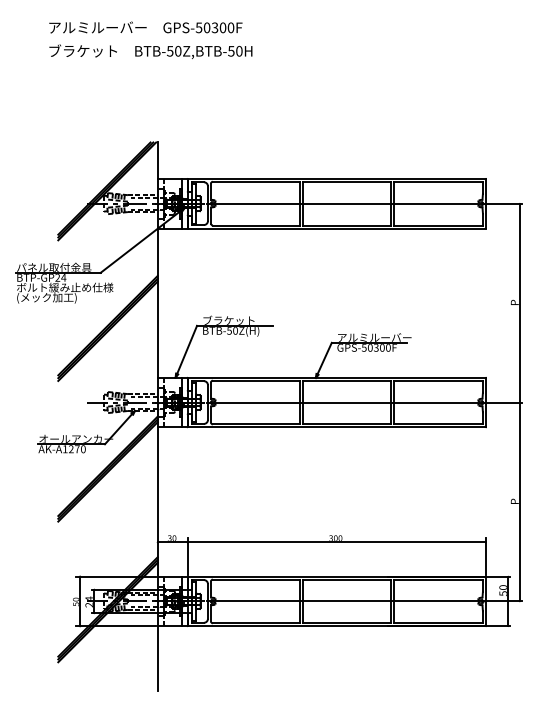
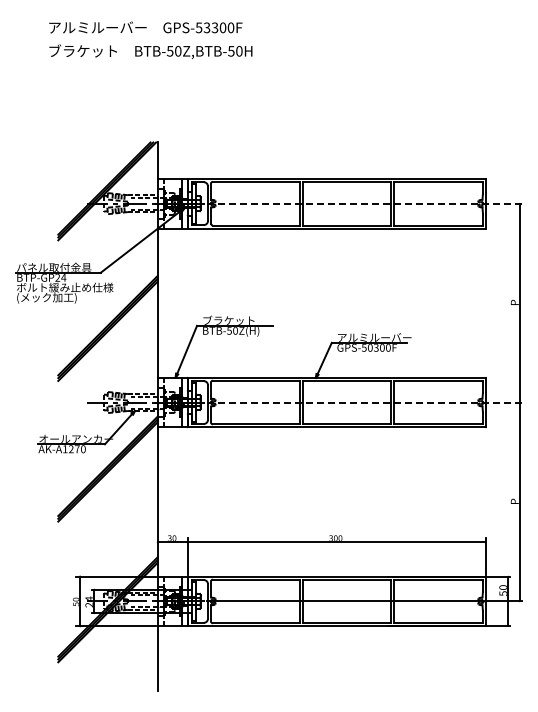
text: GPS-50300F -> GPS-53300F (206, 27)
line: solid -> dashed (364, 203)
line: solid -> dashed (364, 402)
